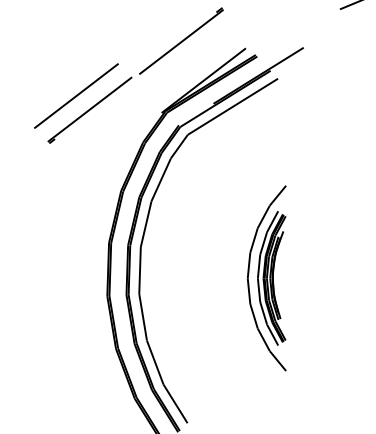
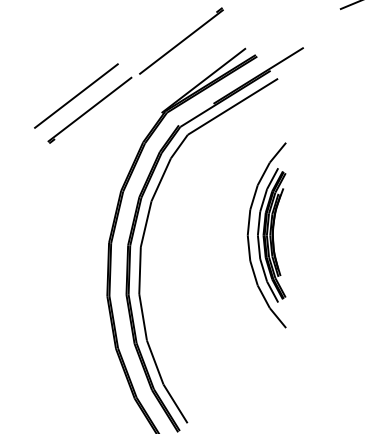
part position: (266, 278) -> (266, 235) (266, 235)
